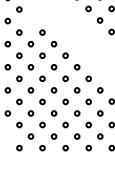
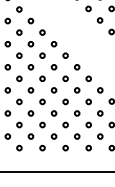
circle: none -> present (30, 20)
circle: none -> present (7, 136)
line: none -> present (56, 172)
